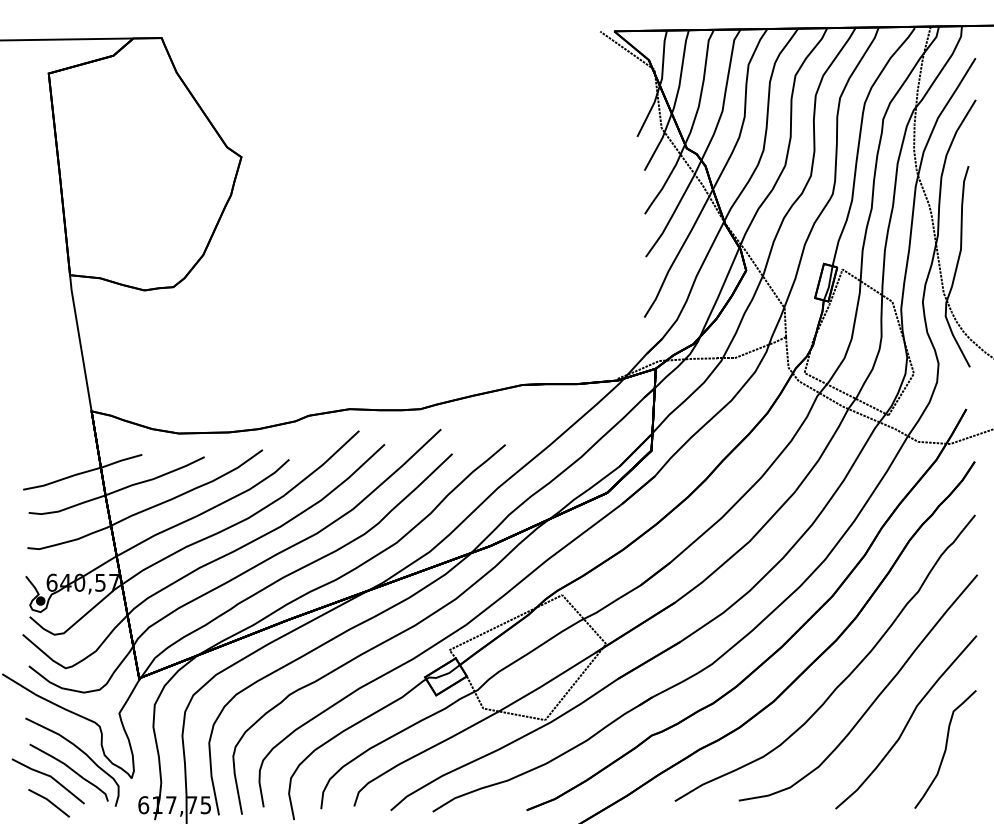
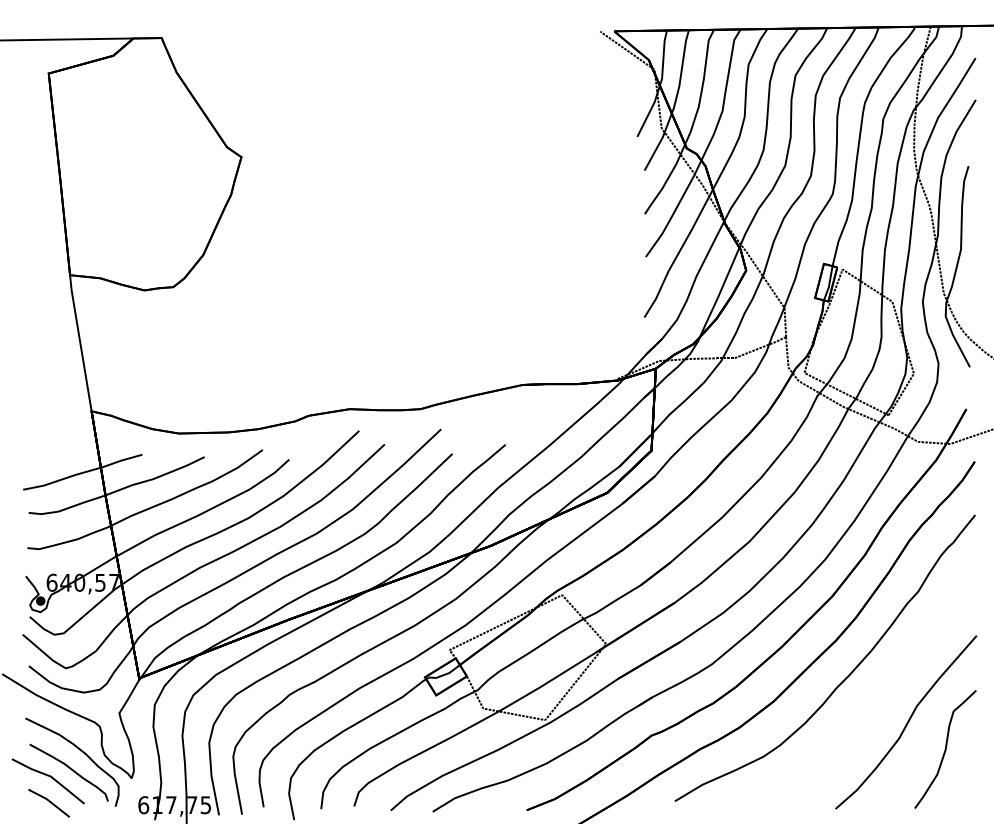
part: present -> none (873, 700)
